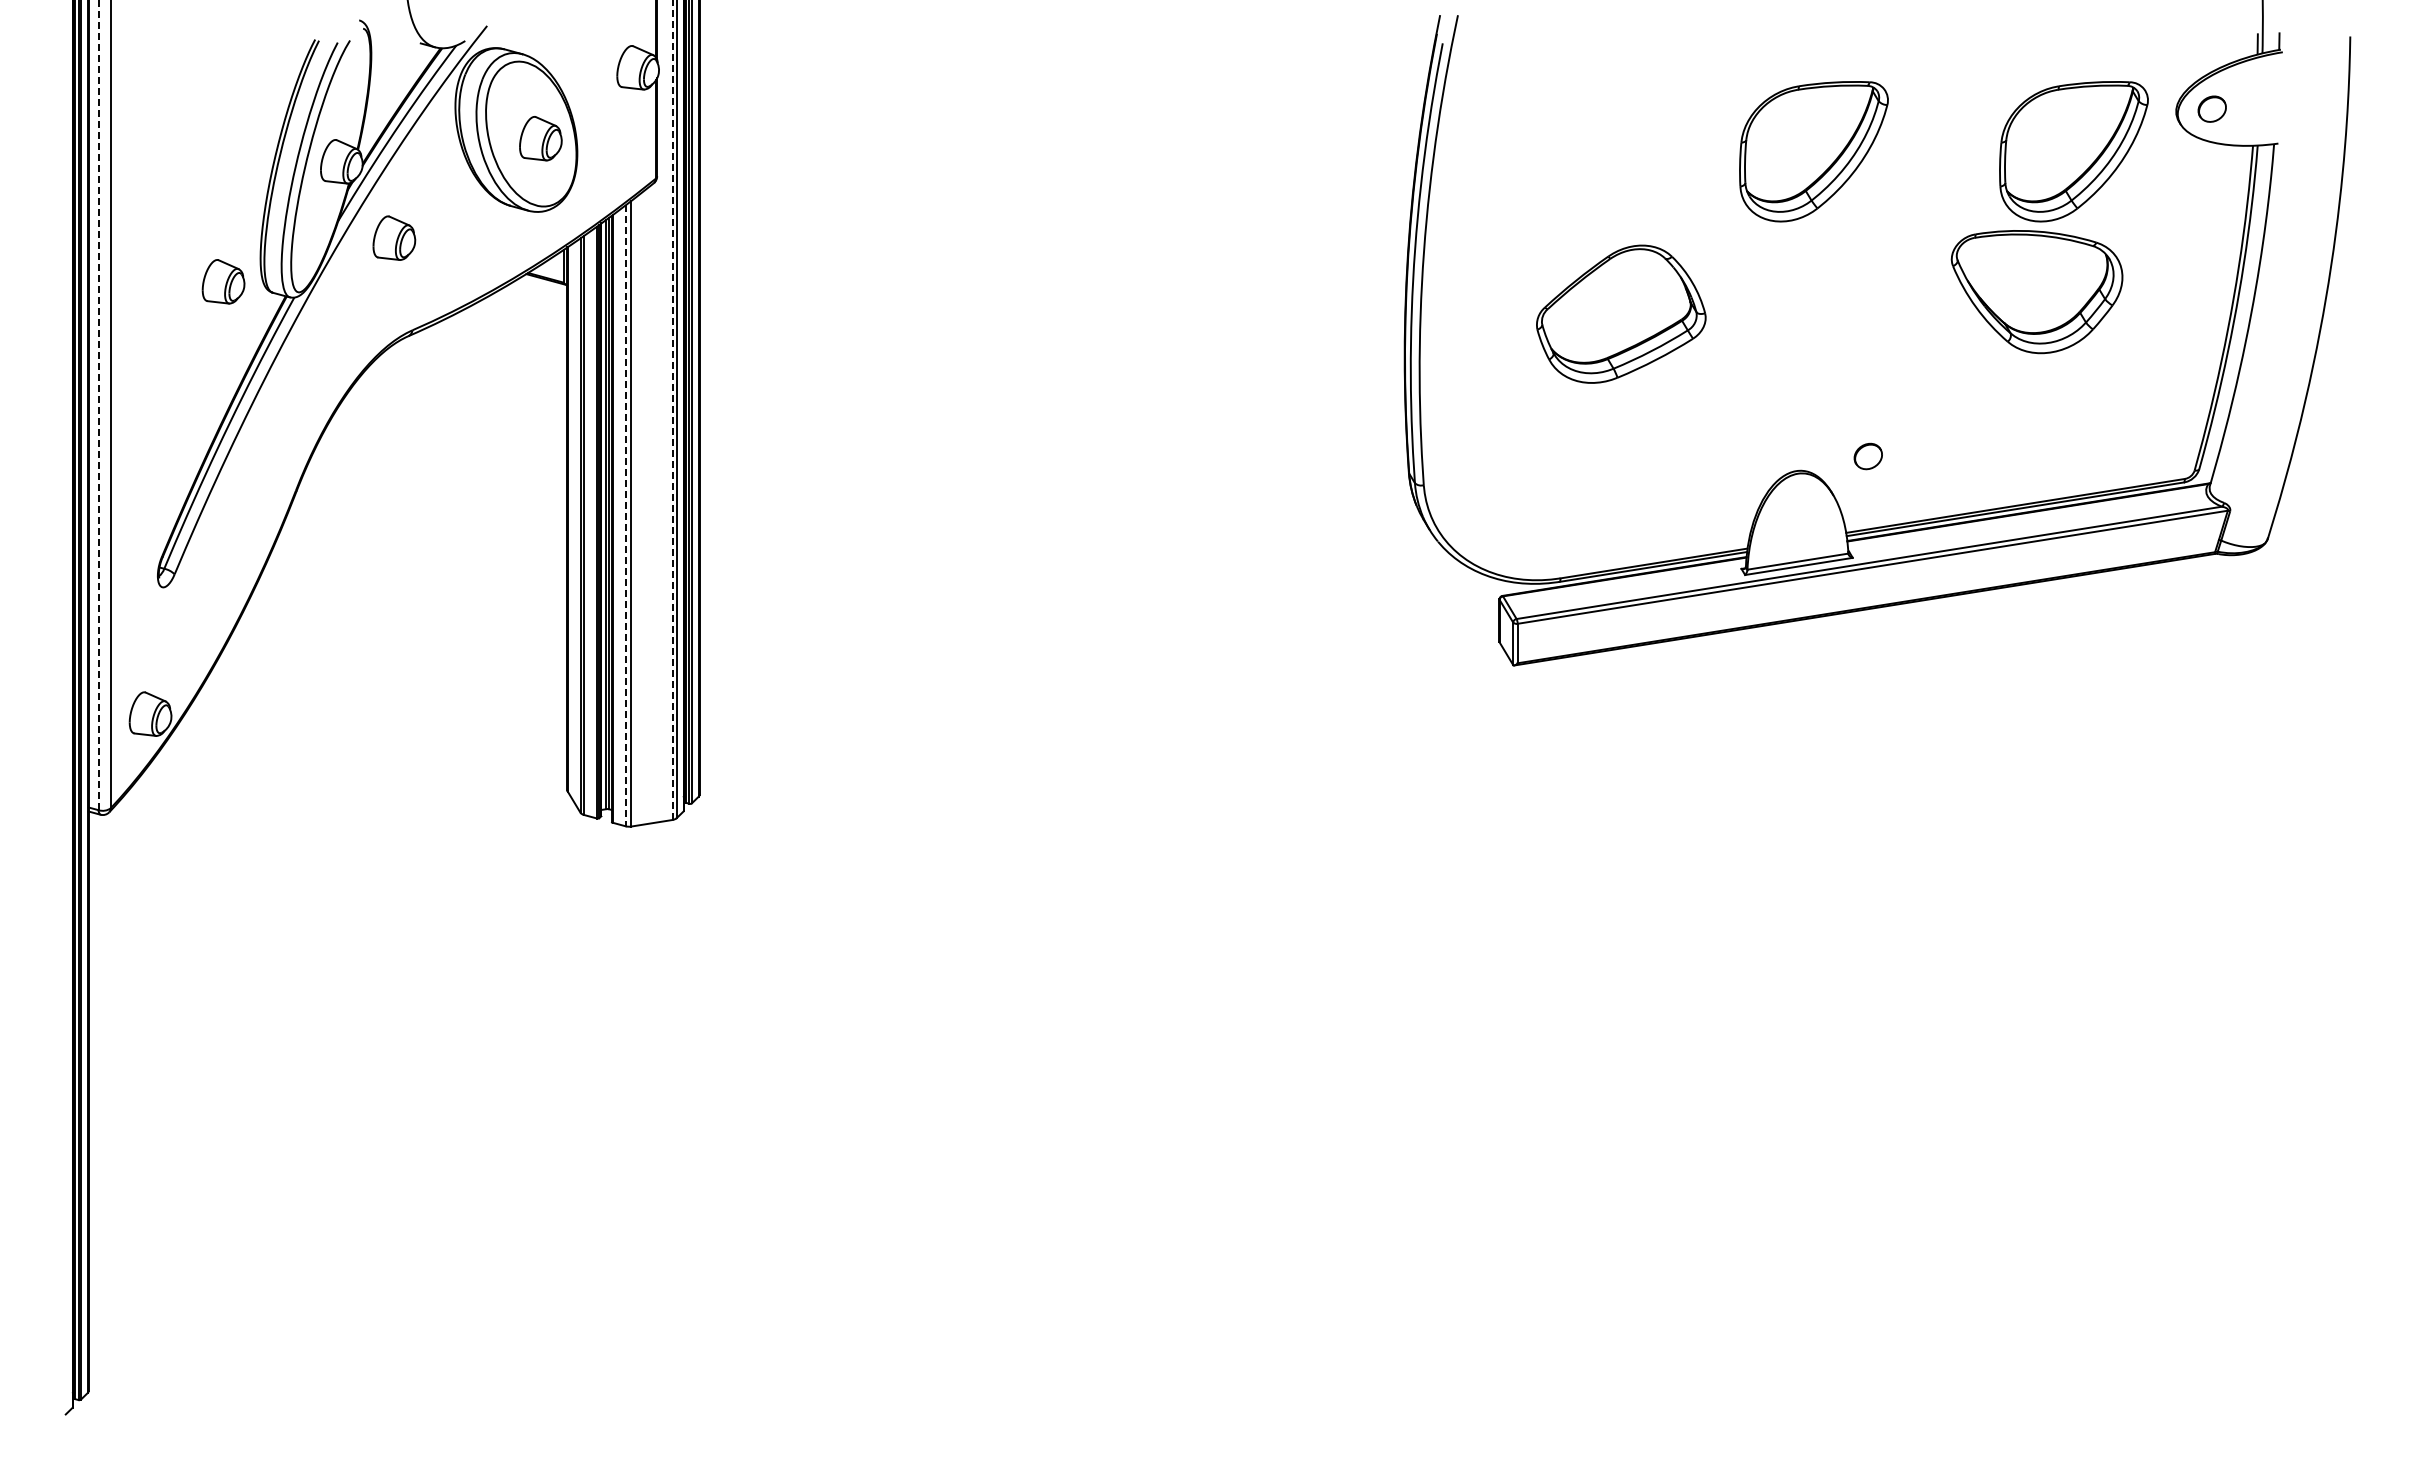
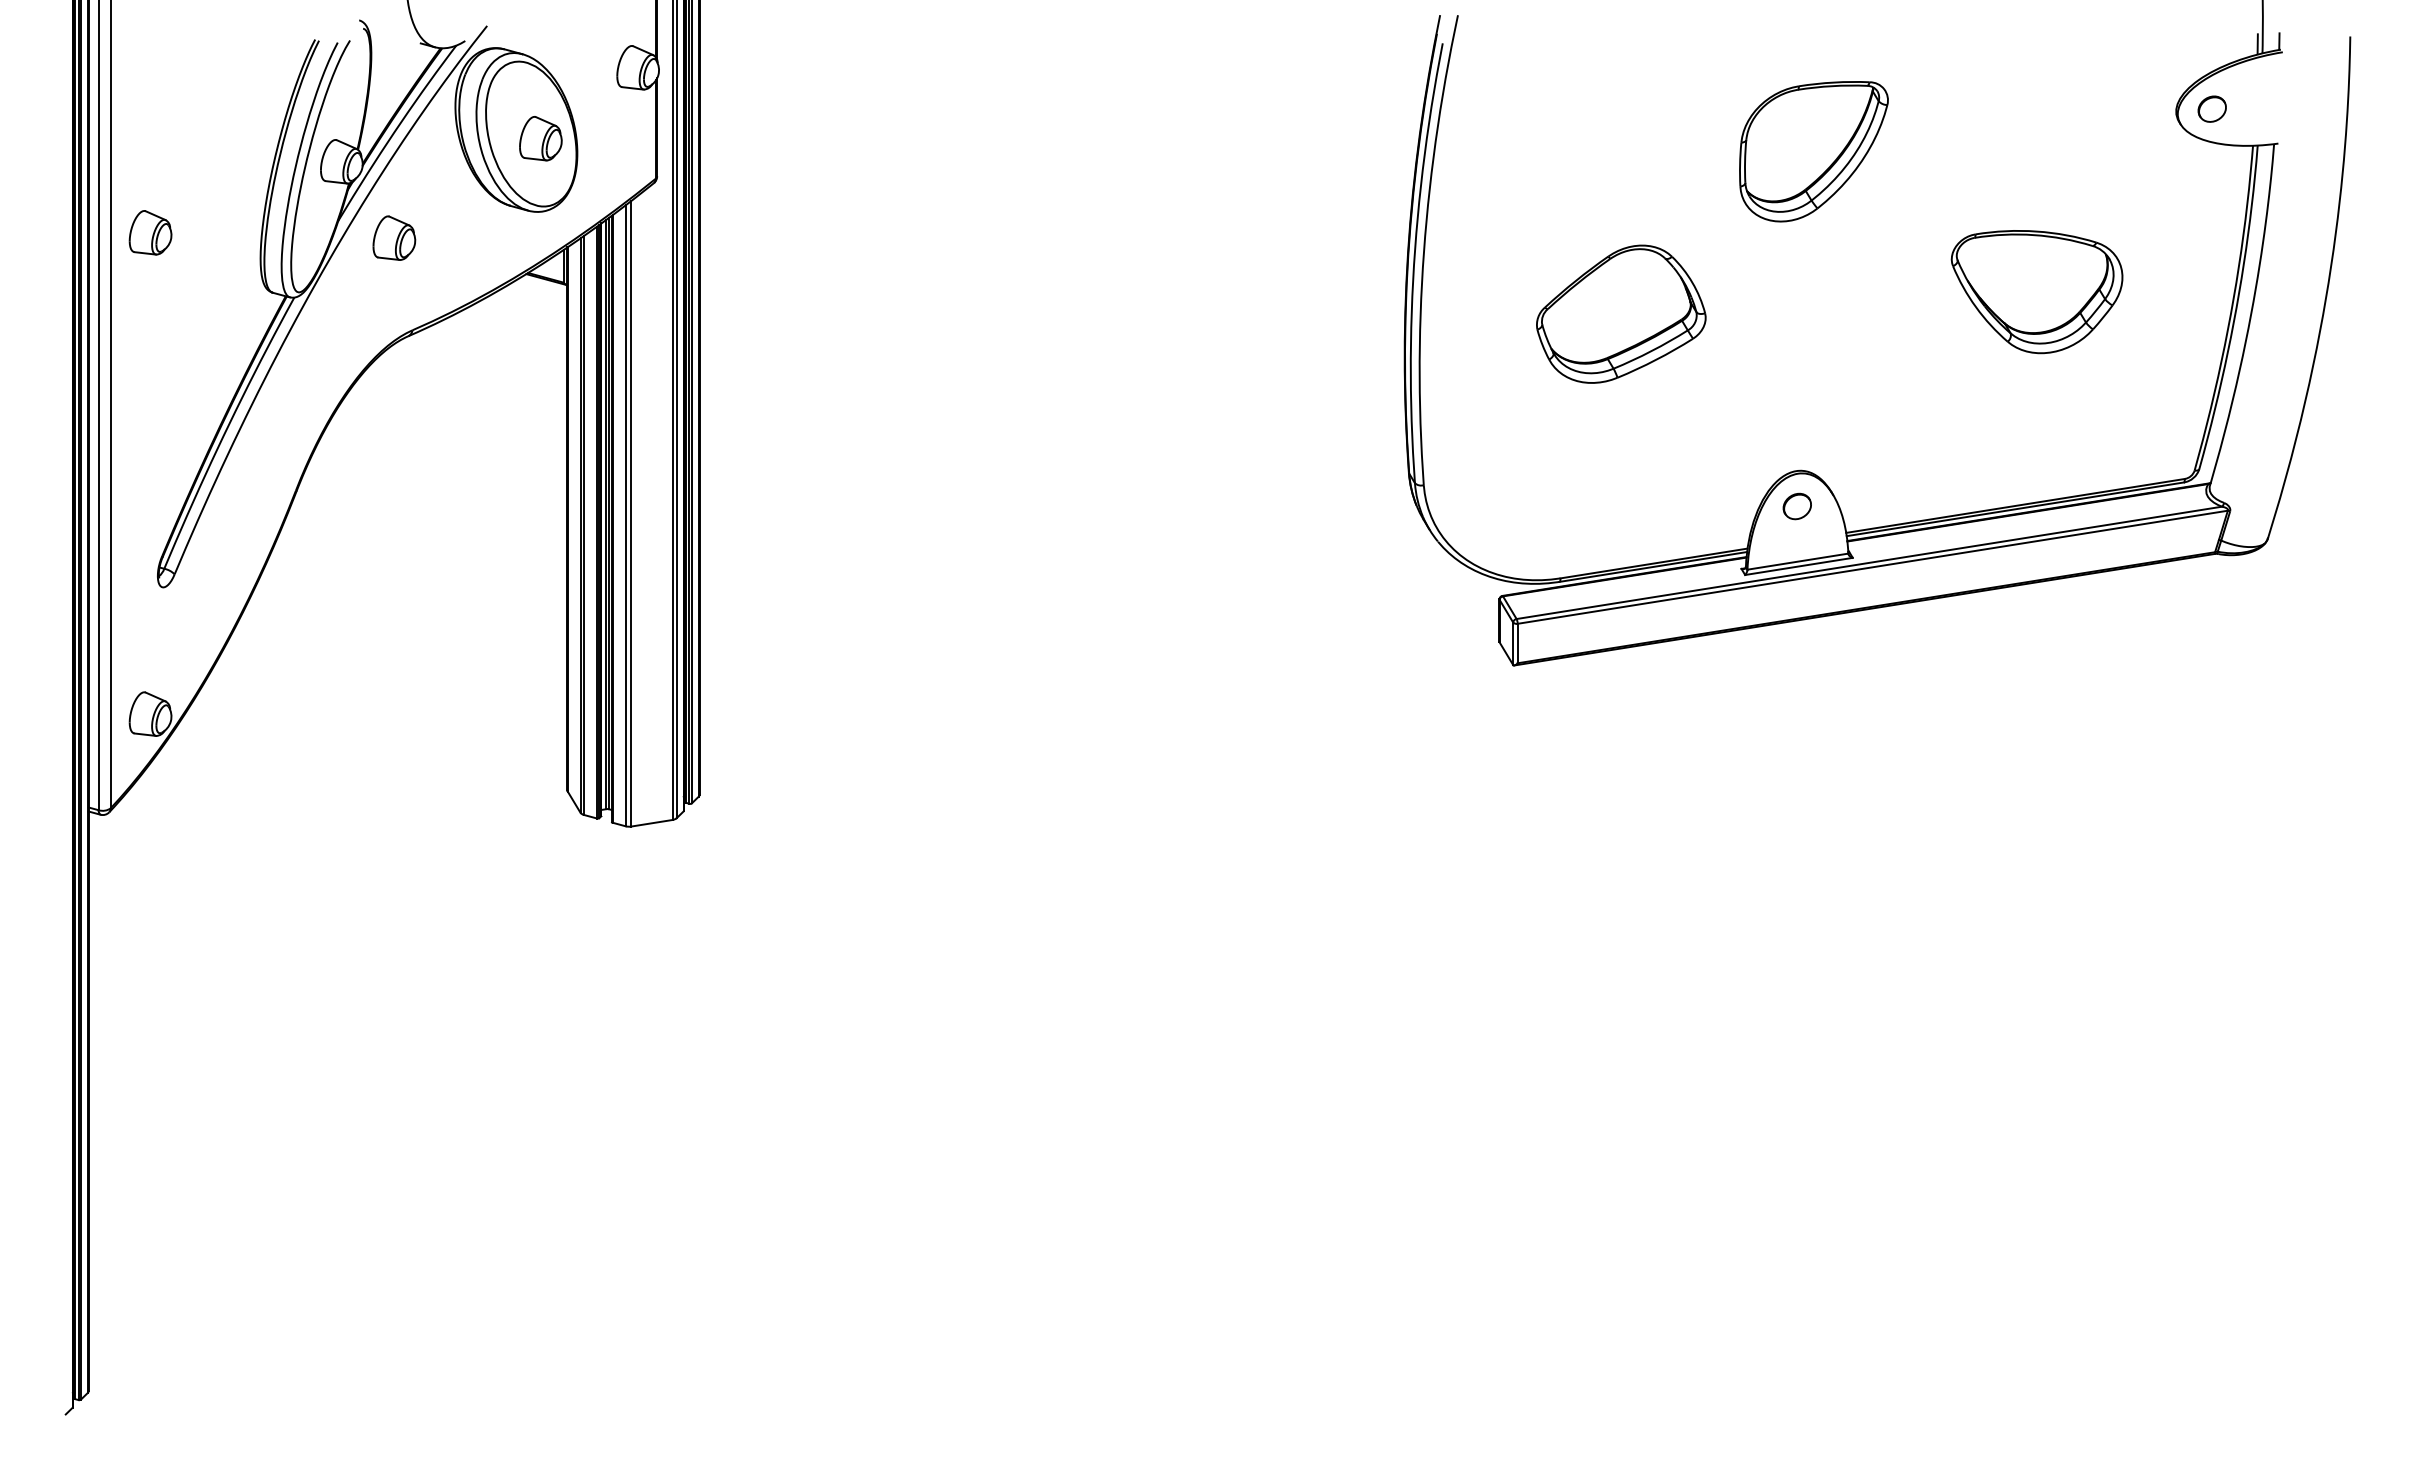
part: present -> none (2073, 151)
part position: (223, 281) -> (150, 232) (150, 232)
line: dashed -> solid (98, 405)
line: dashed -> solid (672, 410)
part position: (1867, 456) -> (1796, 506) (1796, 506)
line: dashed -> solid (625, 515)
